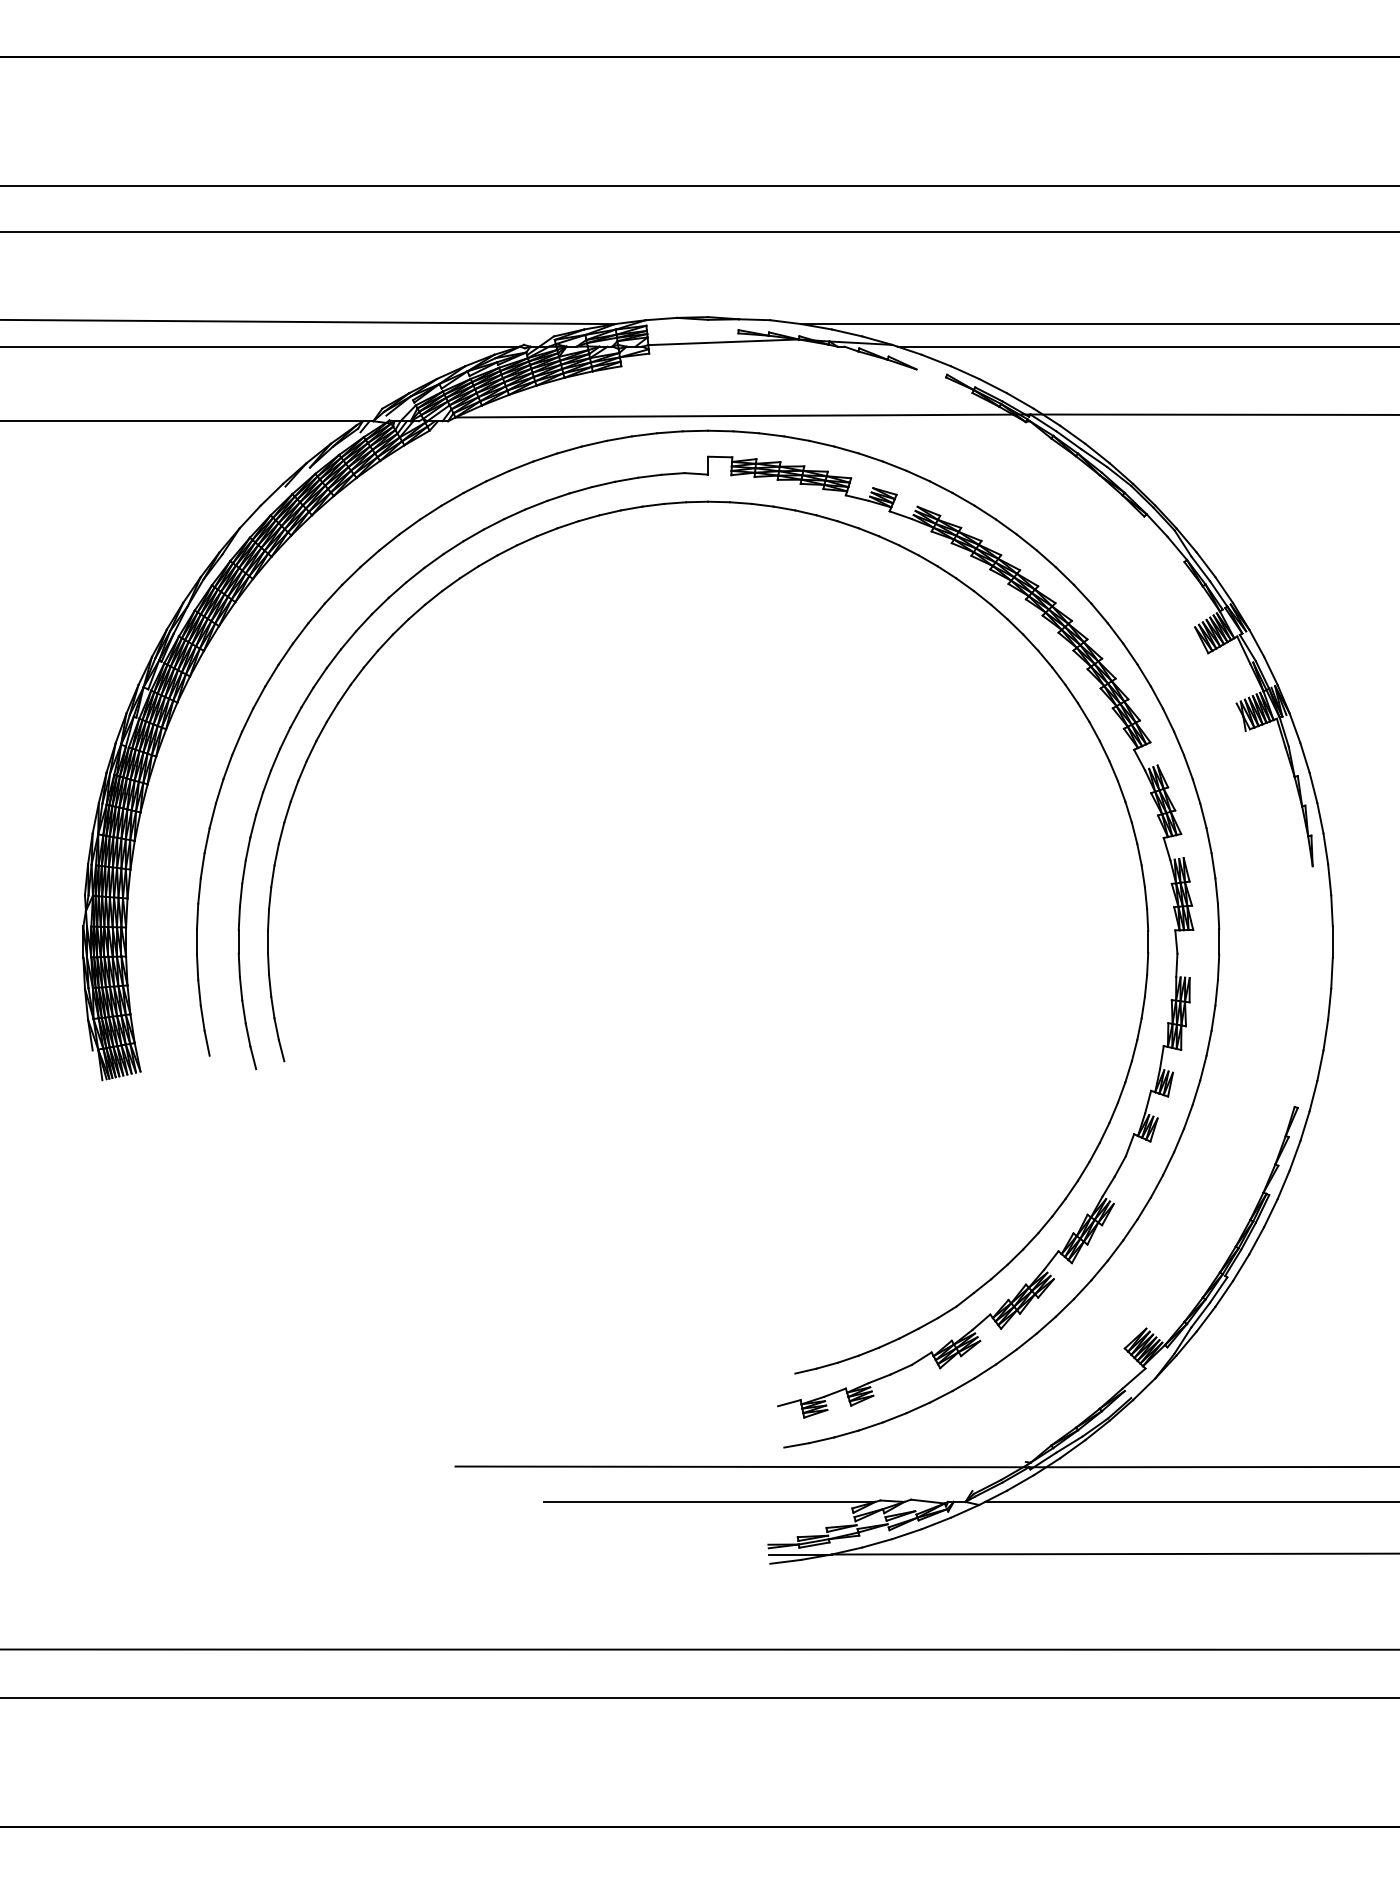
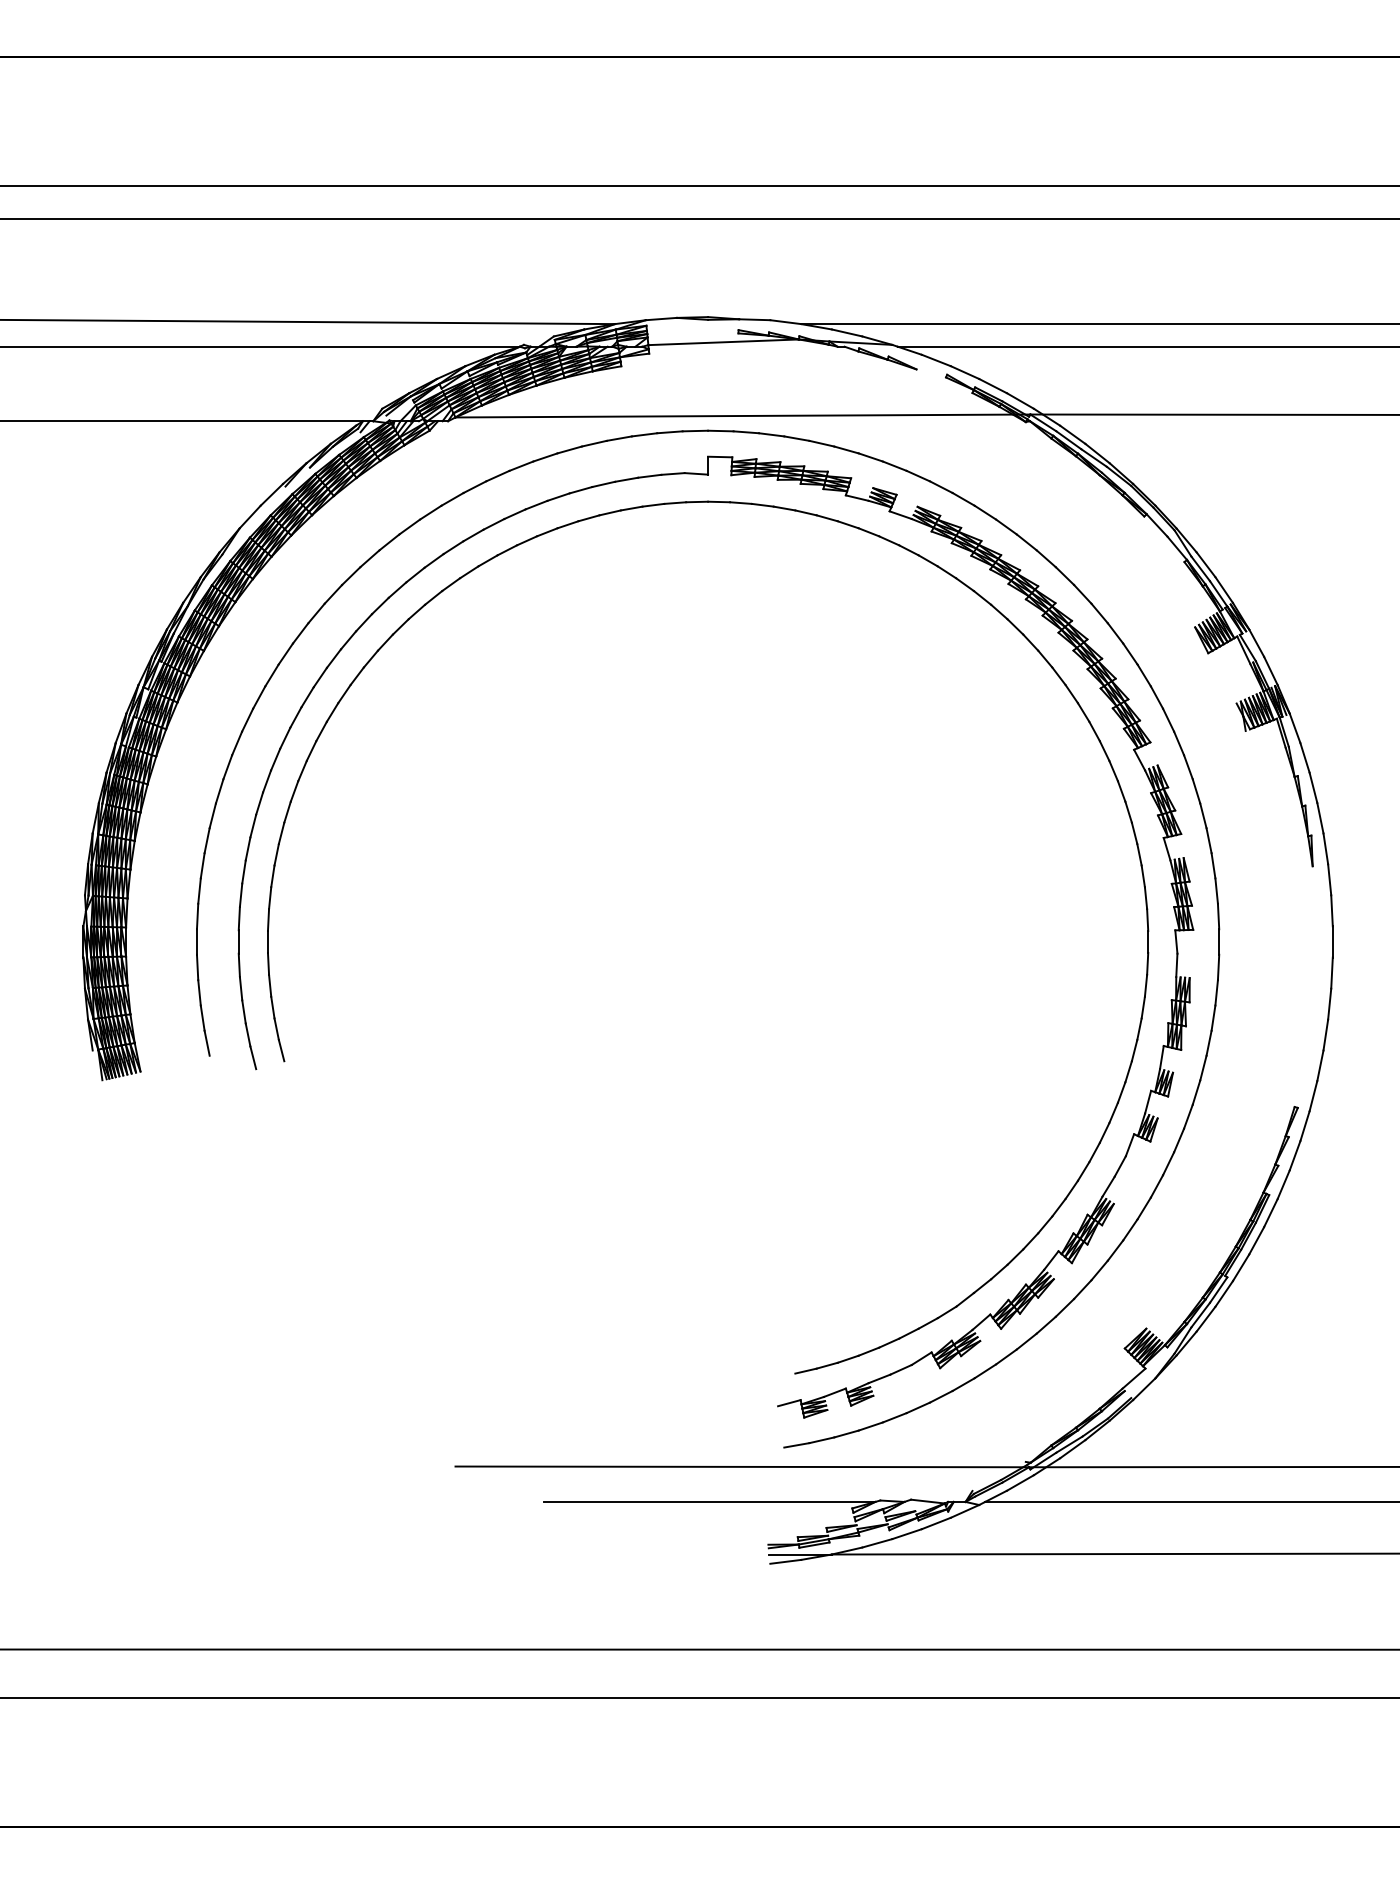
line position: (699, 231) -> (699, 218) (699, 218)
